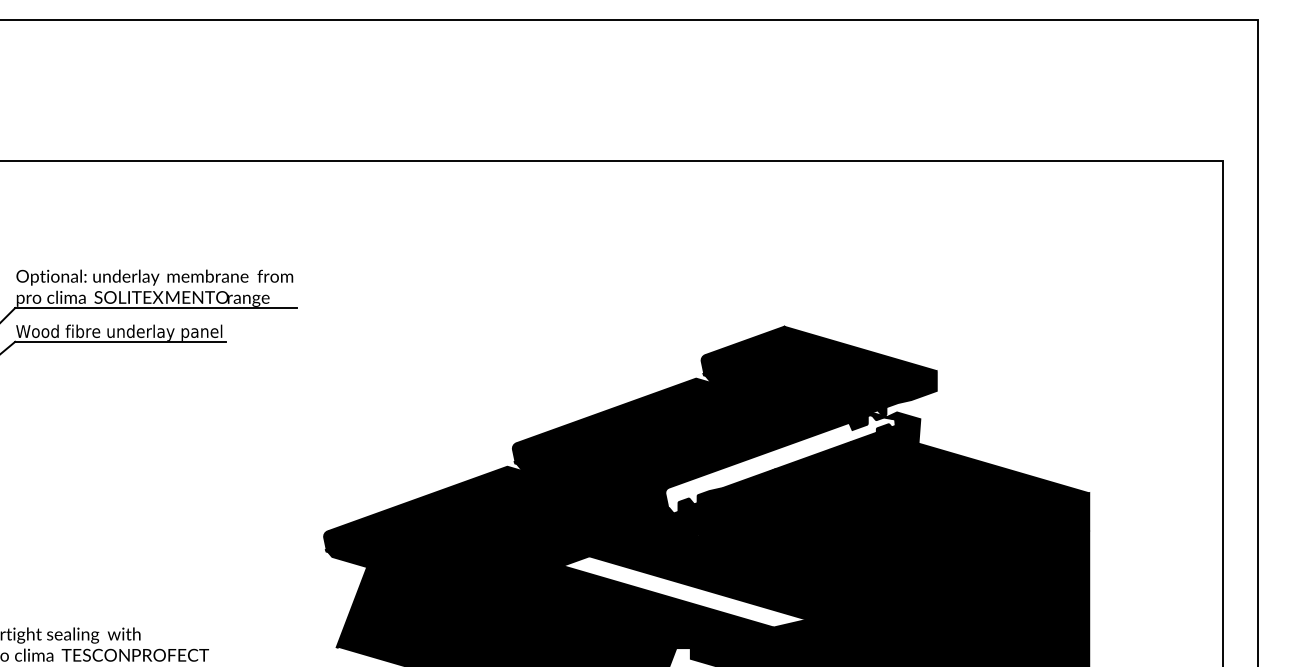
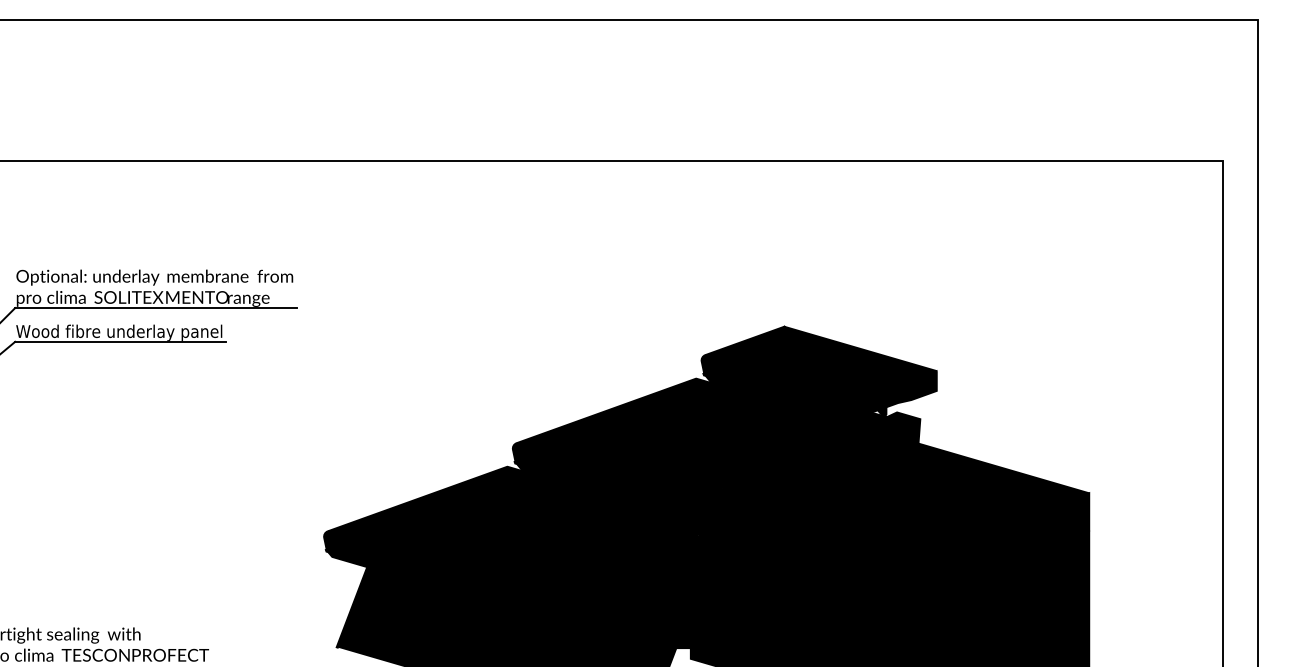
fill: none -> present (780, 464)
fill: none -> present (684, 591)
